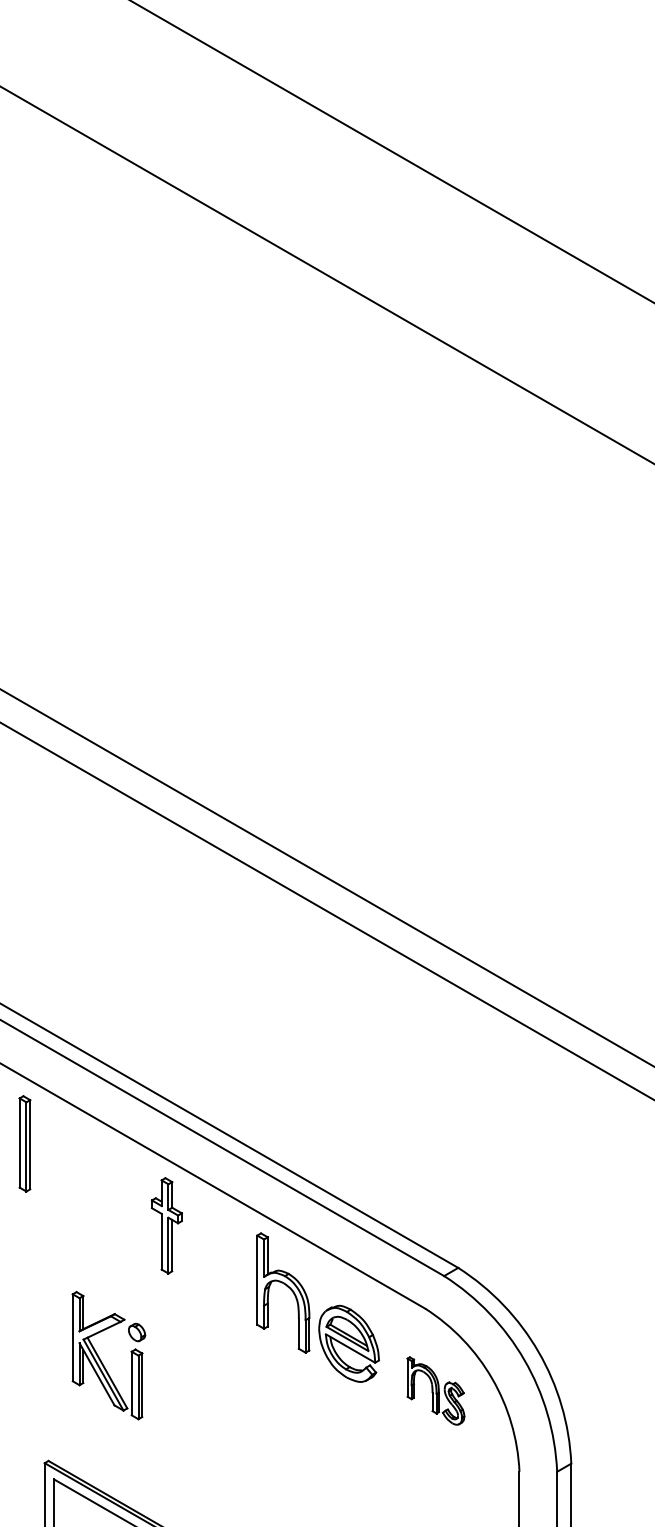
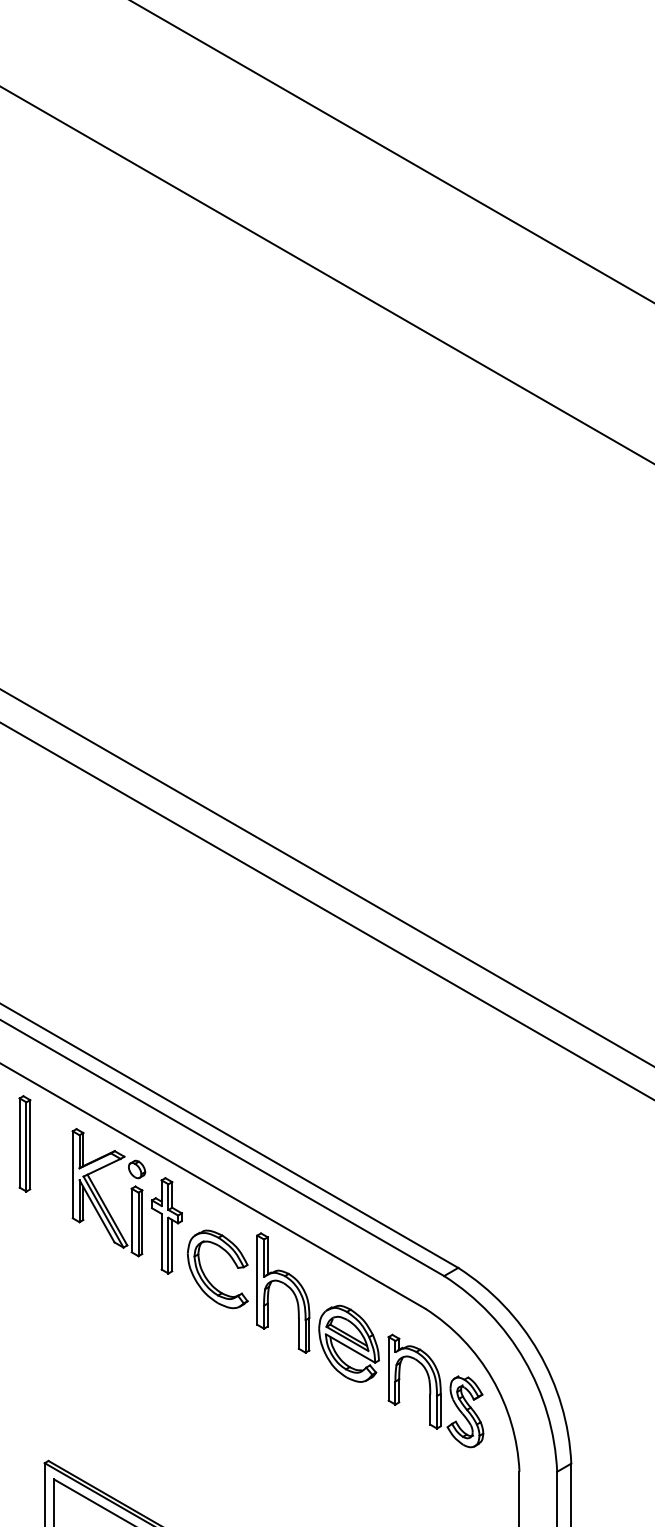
part: none -> present (205, 1274)
part position: (100, 1358) -> (100, 1195) (100, 1195)
part size: 60x70 px -> 98x116 px (435, 1390)
